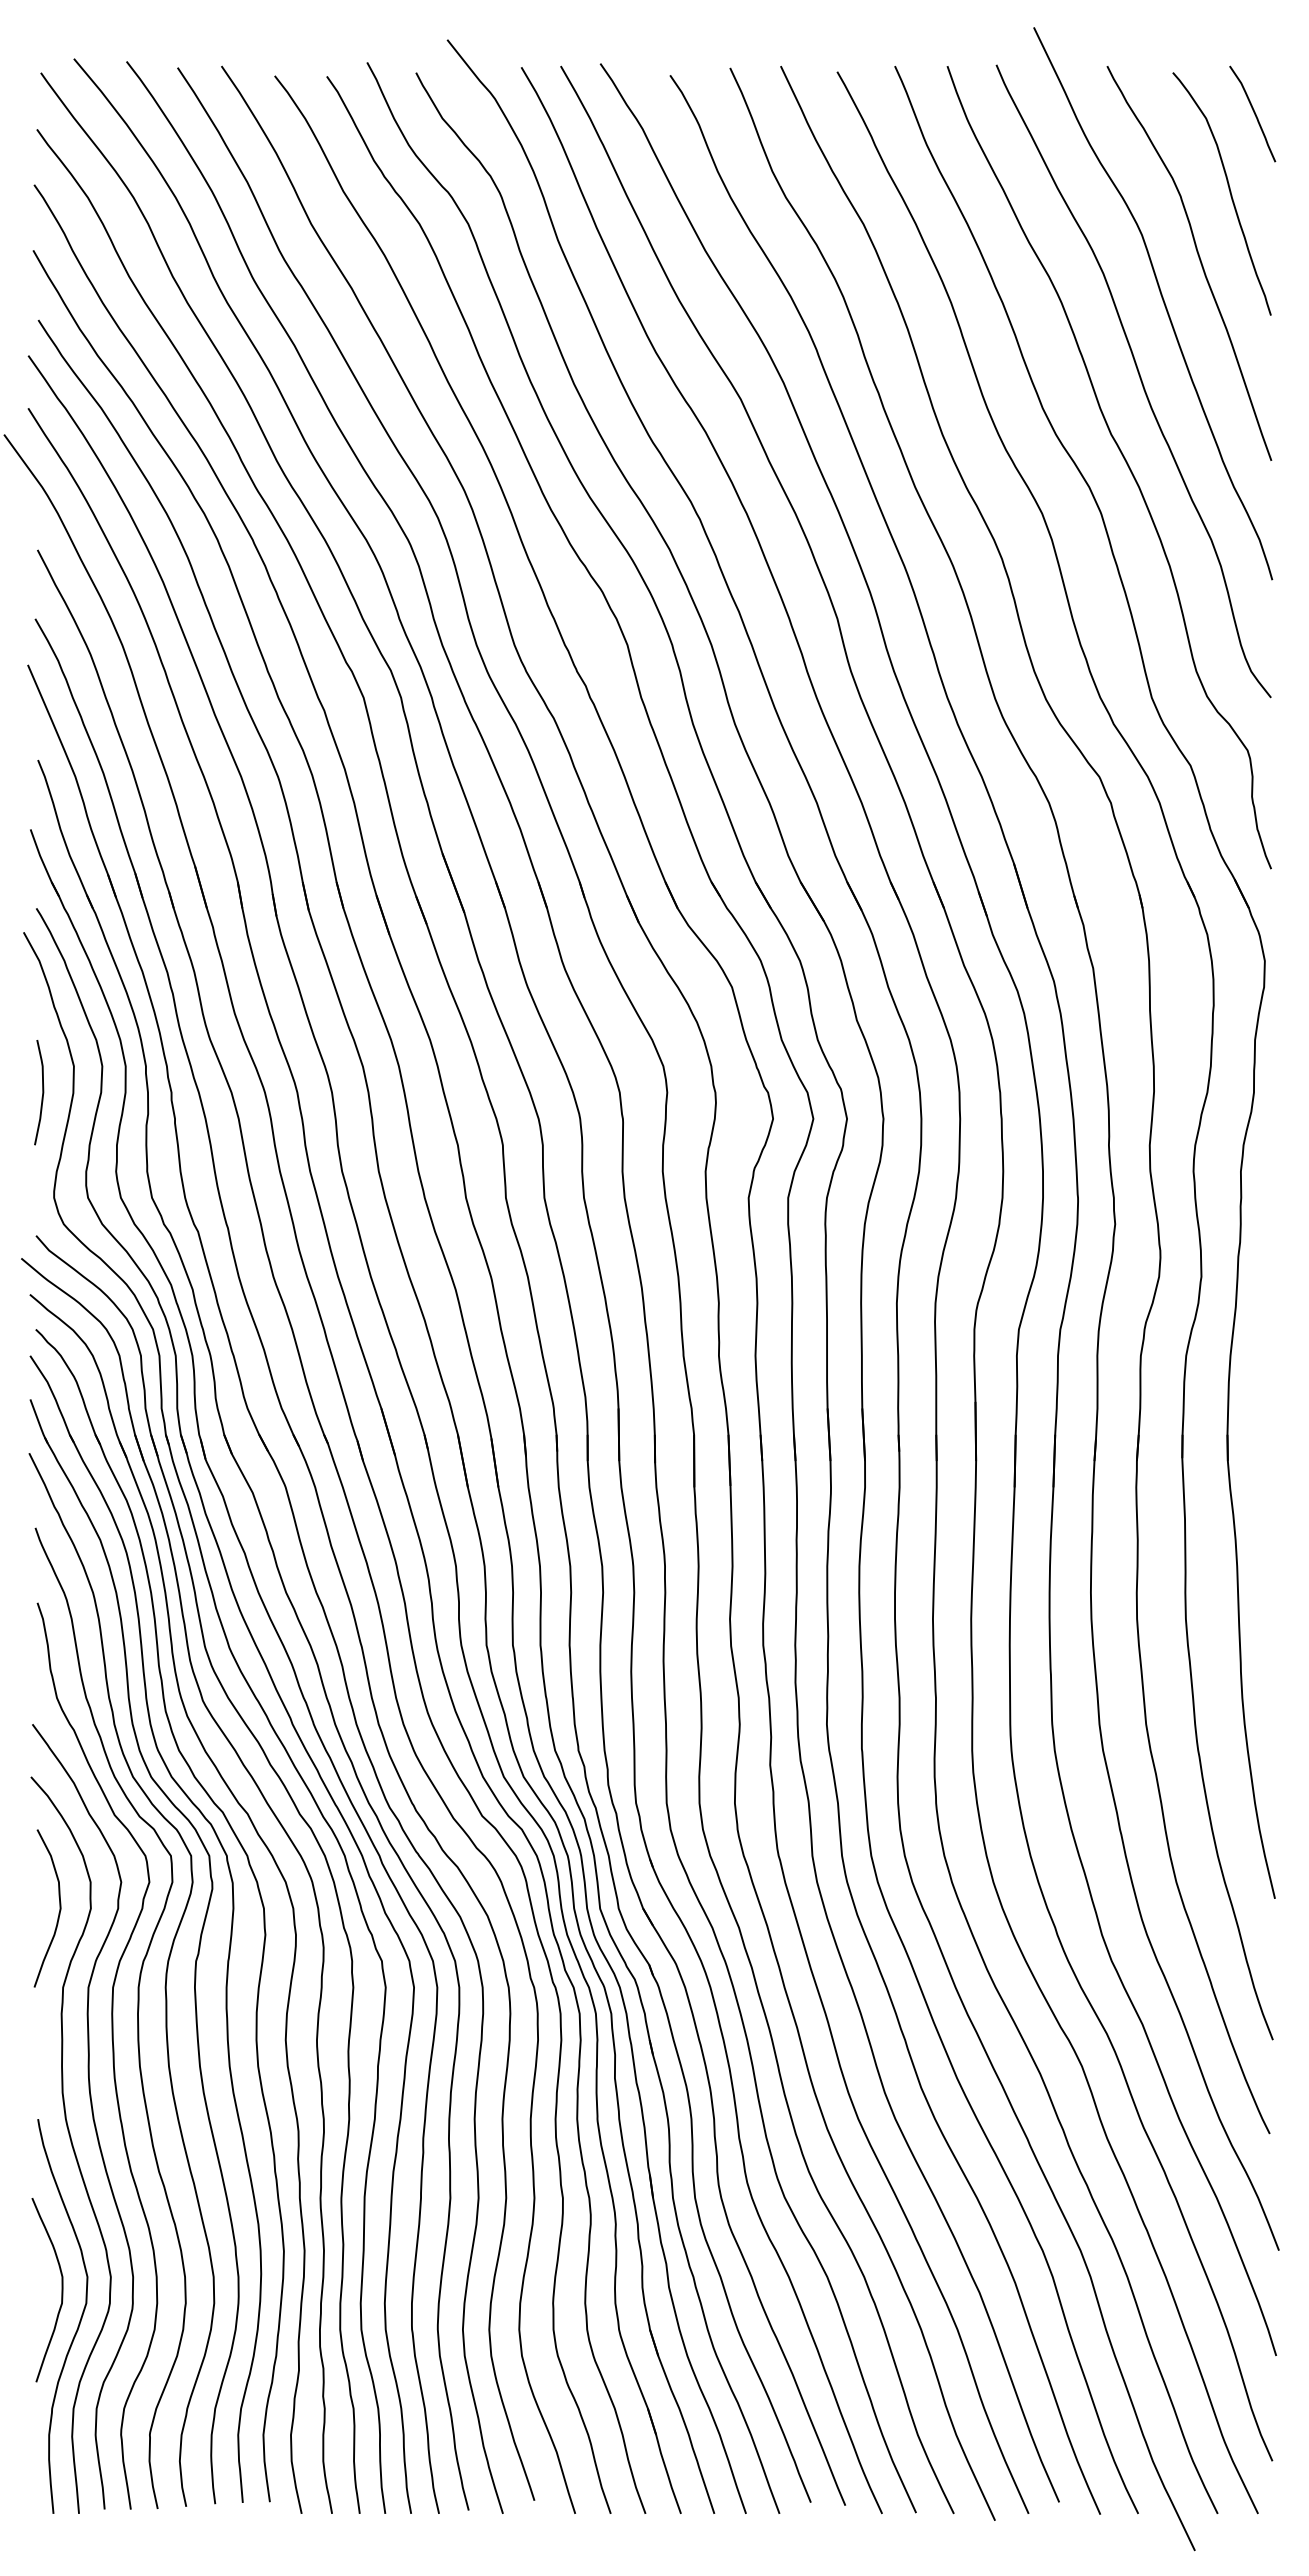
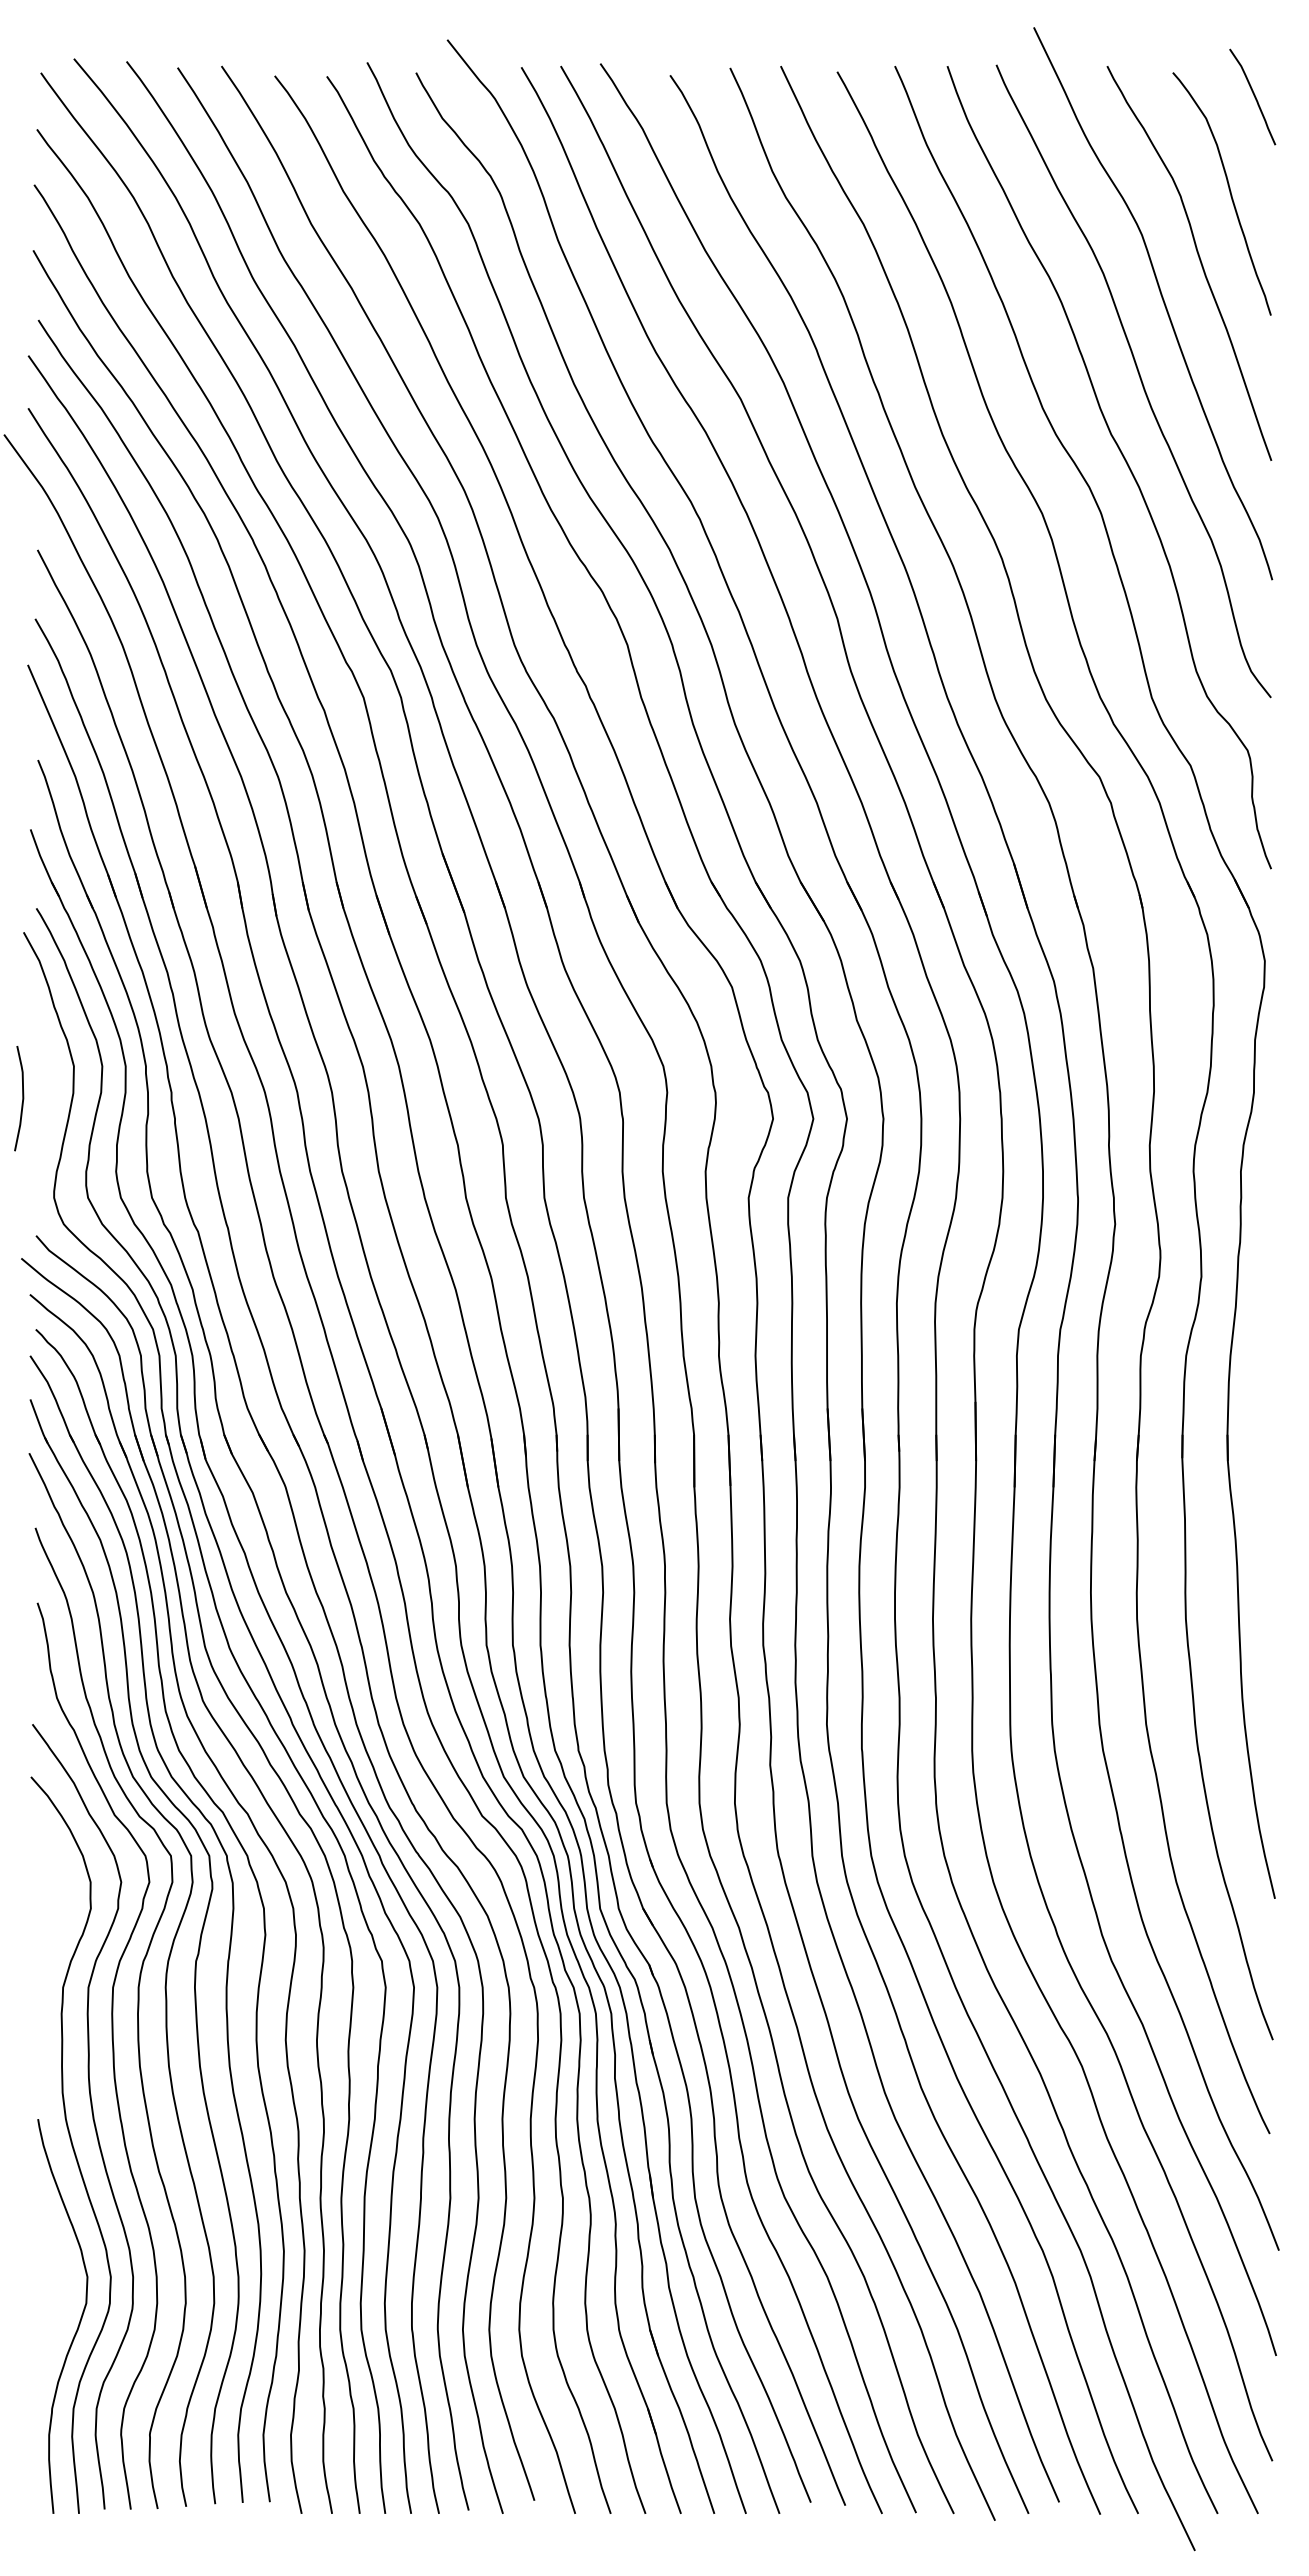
curve position: (1253, 112) -> (1253, 95) (1253, 95)
curve position: (42, 1092) -> (22, 1098) (22, 1098)
curve: present -> none (58, 1912)
curve: present -> none (61, 2290)
